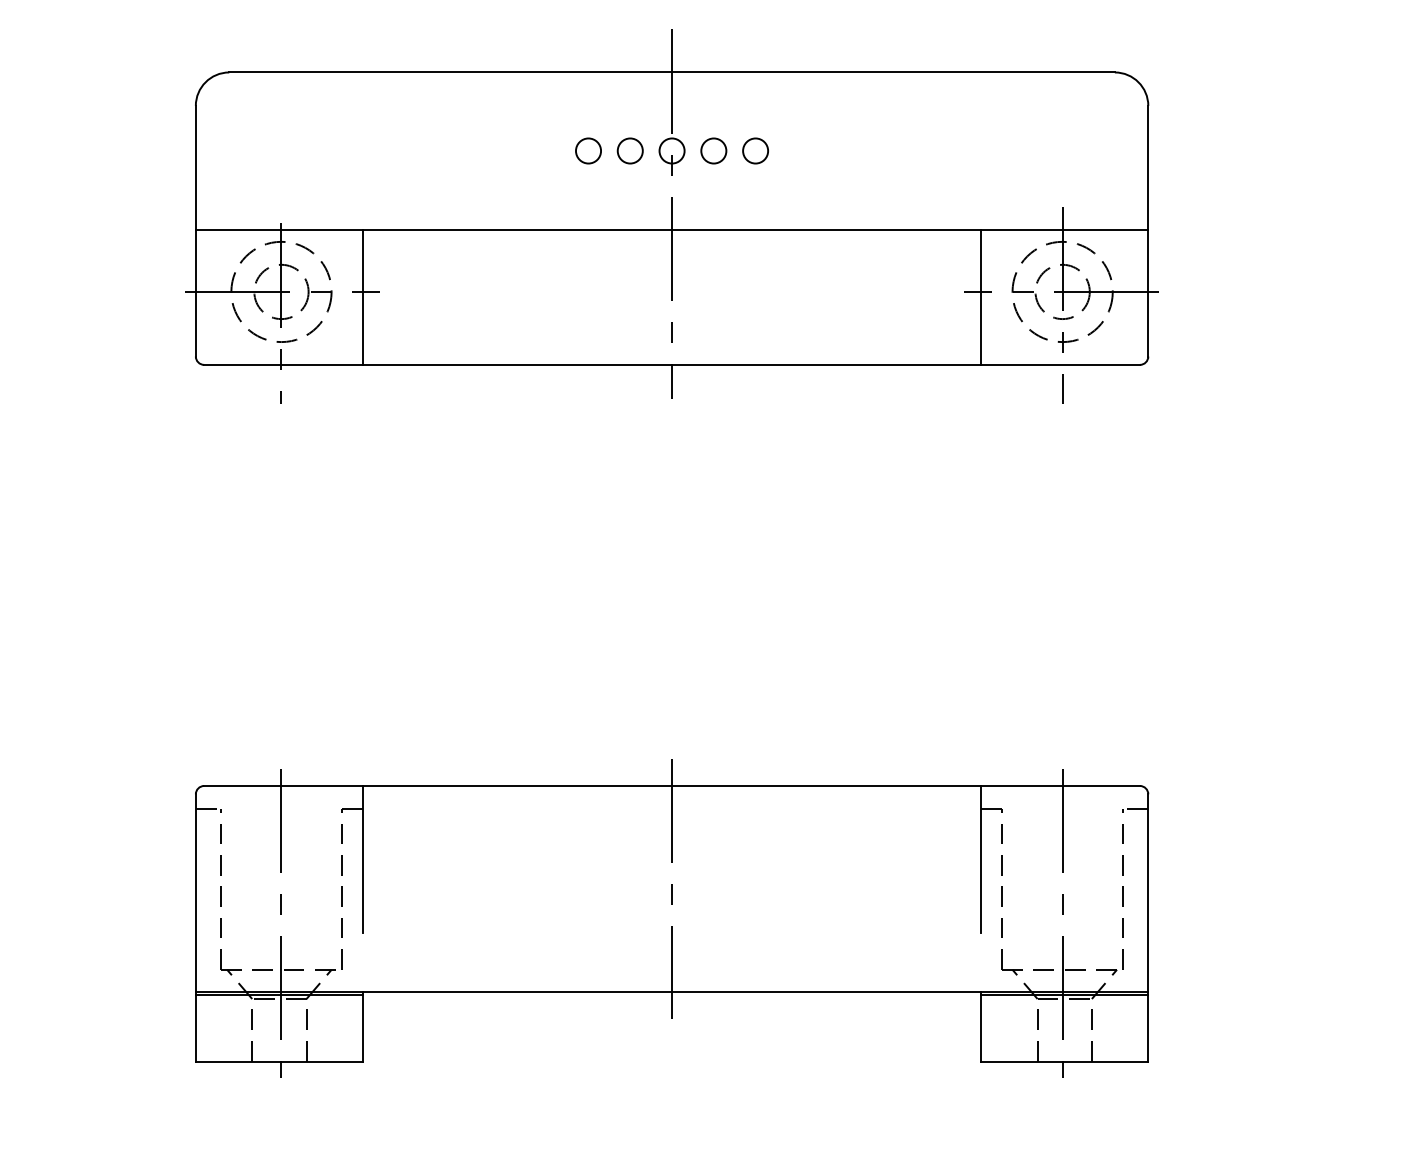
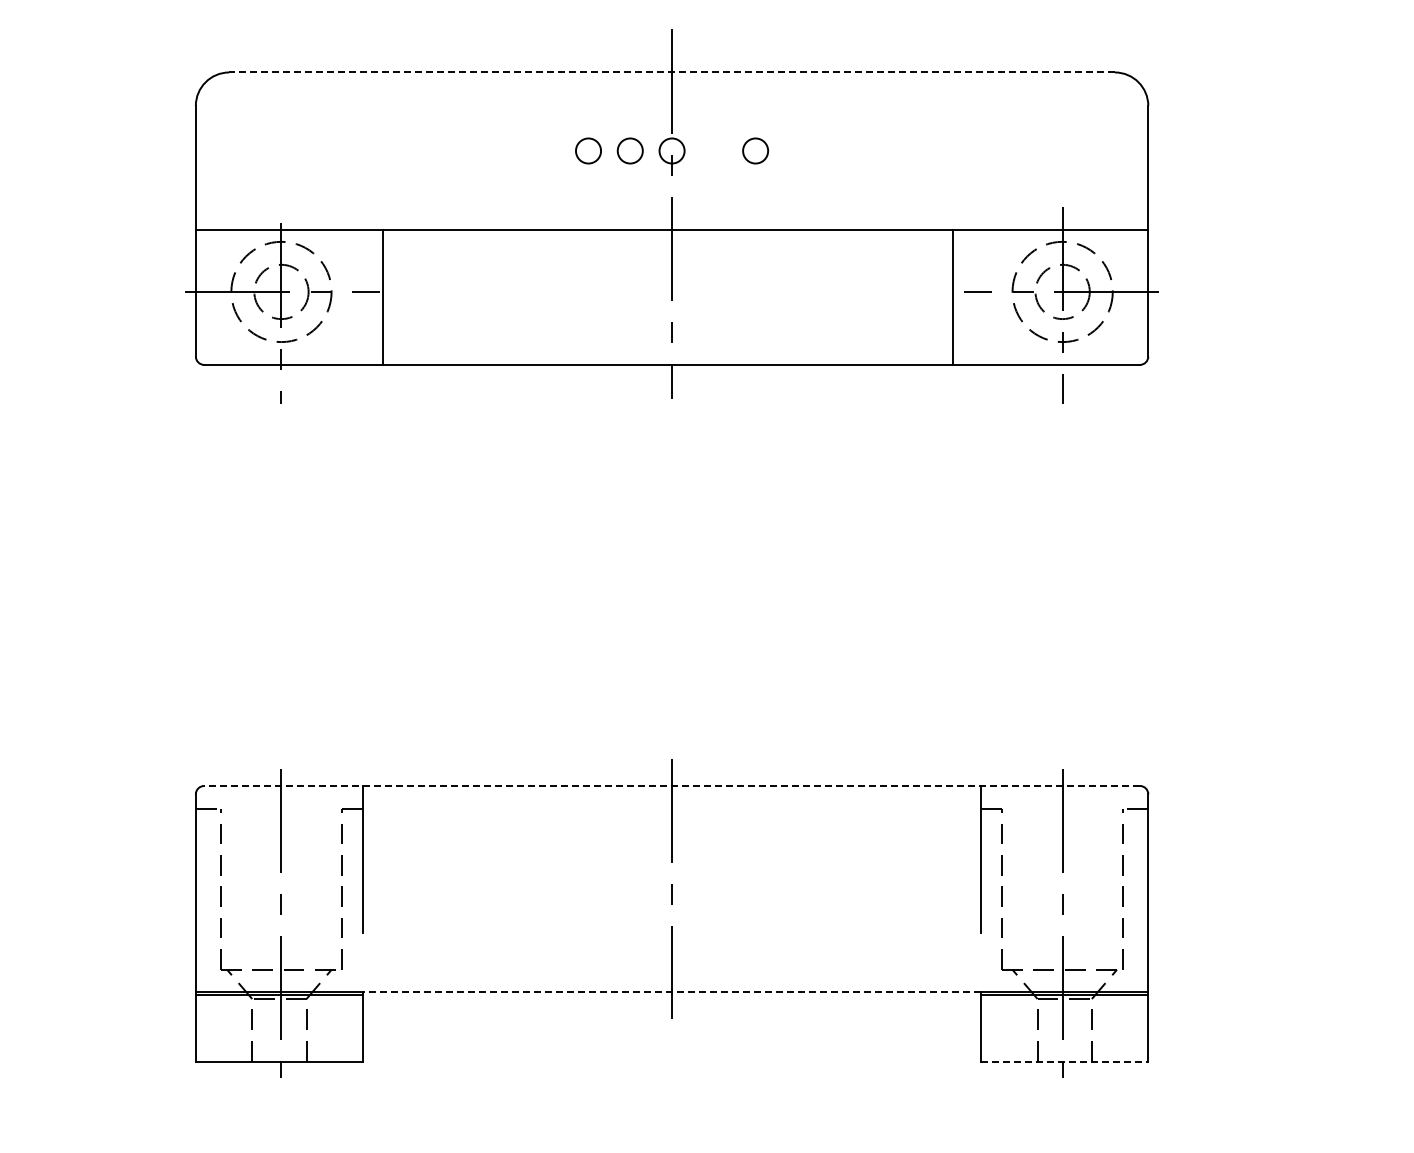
line: solid -> dashed (672, 72)
circle: present -> none (713, 150)
line position: (362, 296) -> (382, 296) (382, 296)
line position: (981, 296) -> (953, 296) (953, 296)
line: solid -> dashed (672, 785)
line: solid -> dashed (671, 991)
line: solid -> dashed (1064, 1061)
